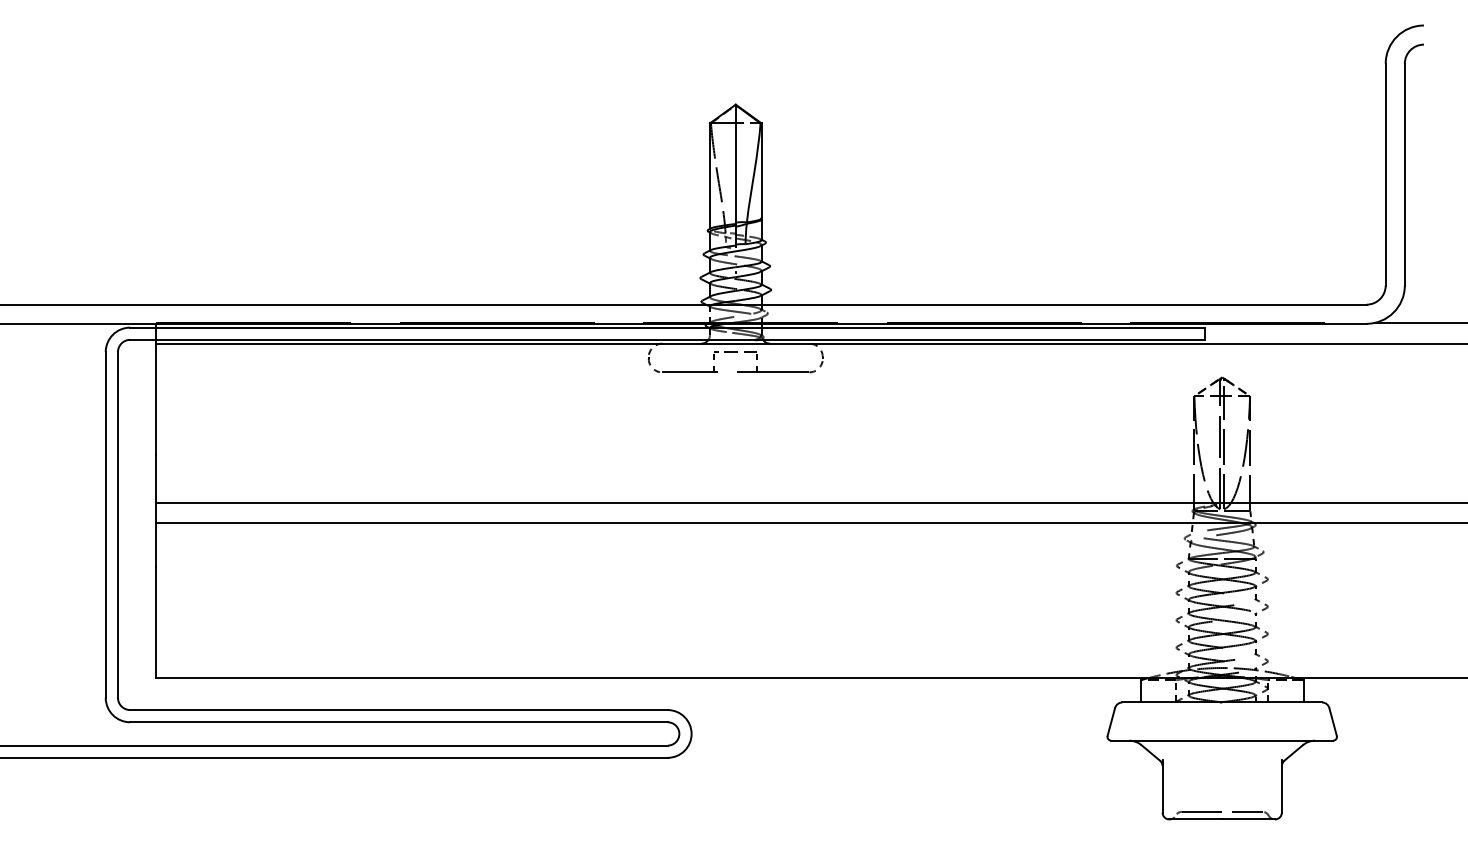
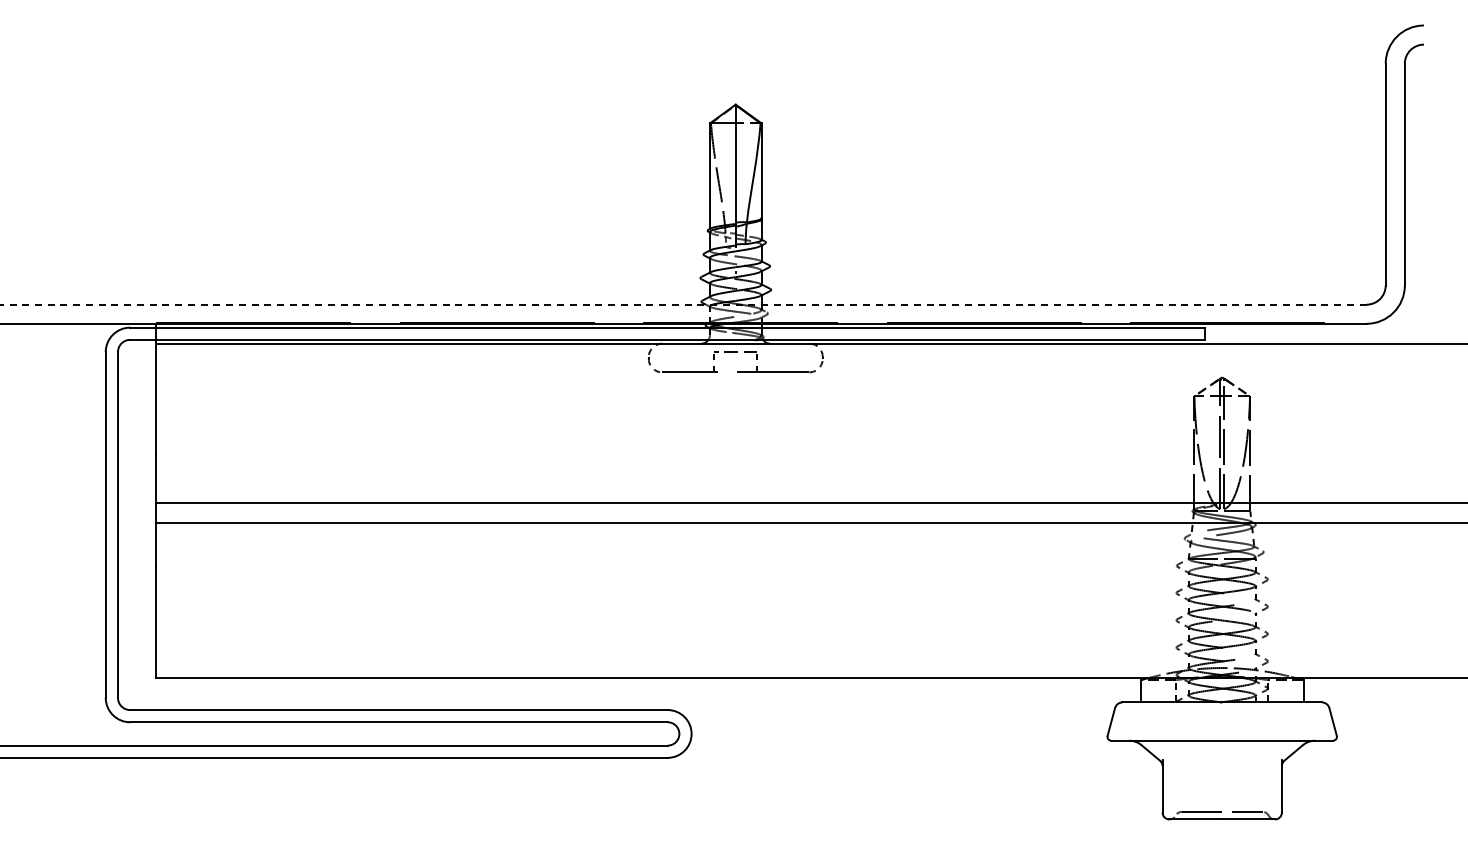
line: solid -> dashed (683, 304)
line: present -> none (1418, 323)
